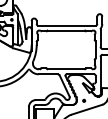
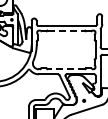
line: solid -> dashed (66, 30)
line: solid -> dashed (65, 69)
